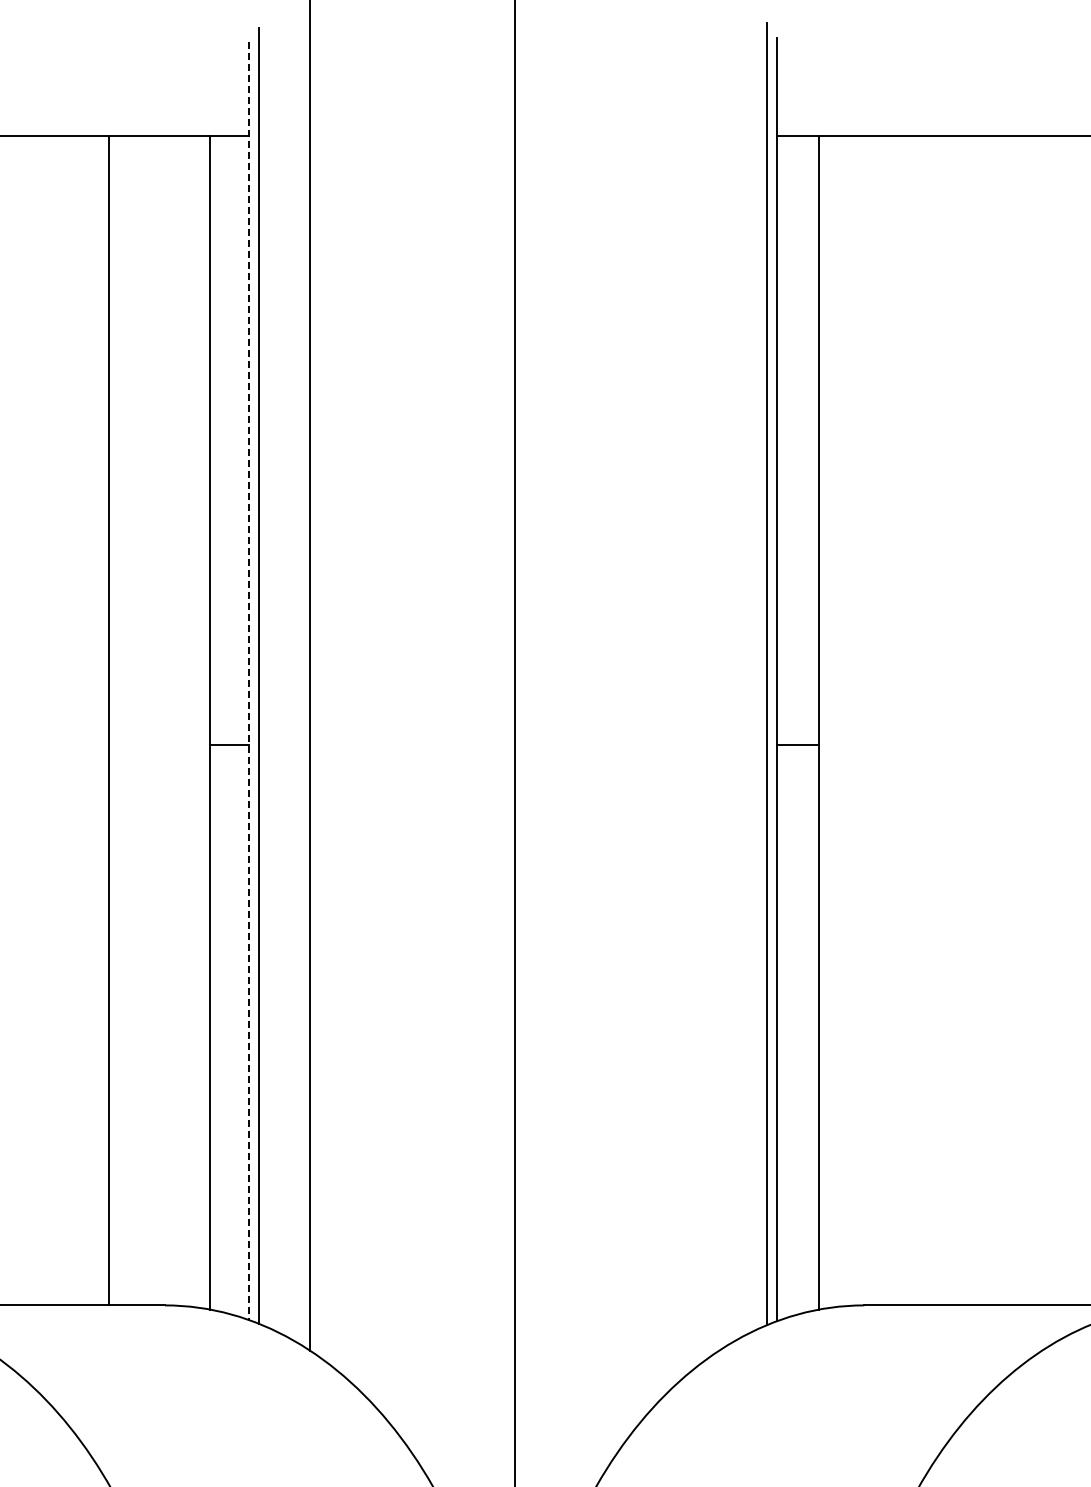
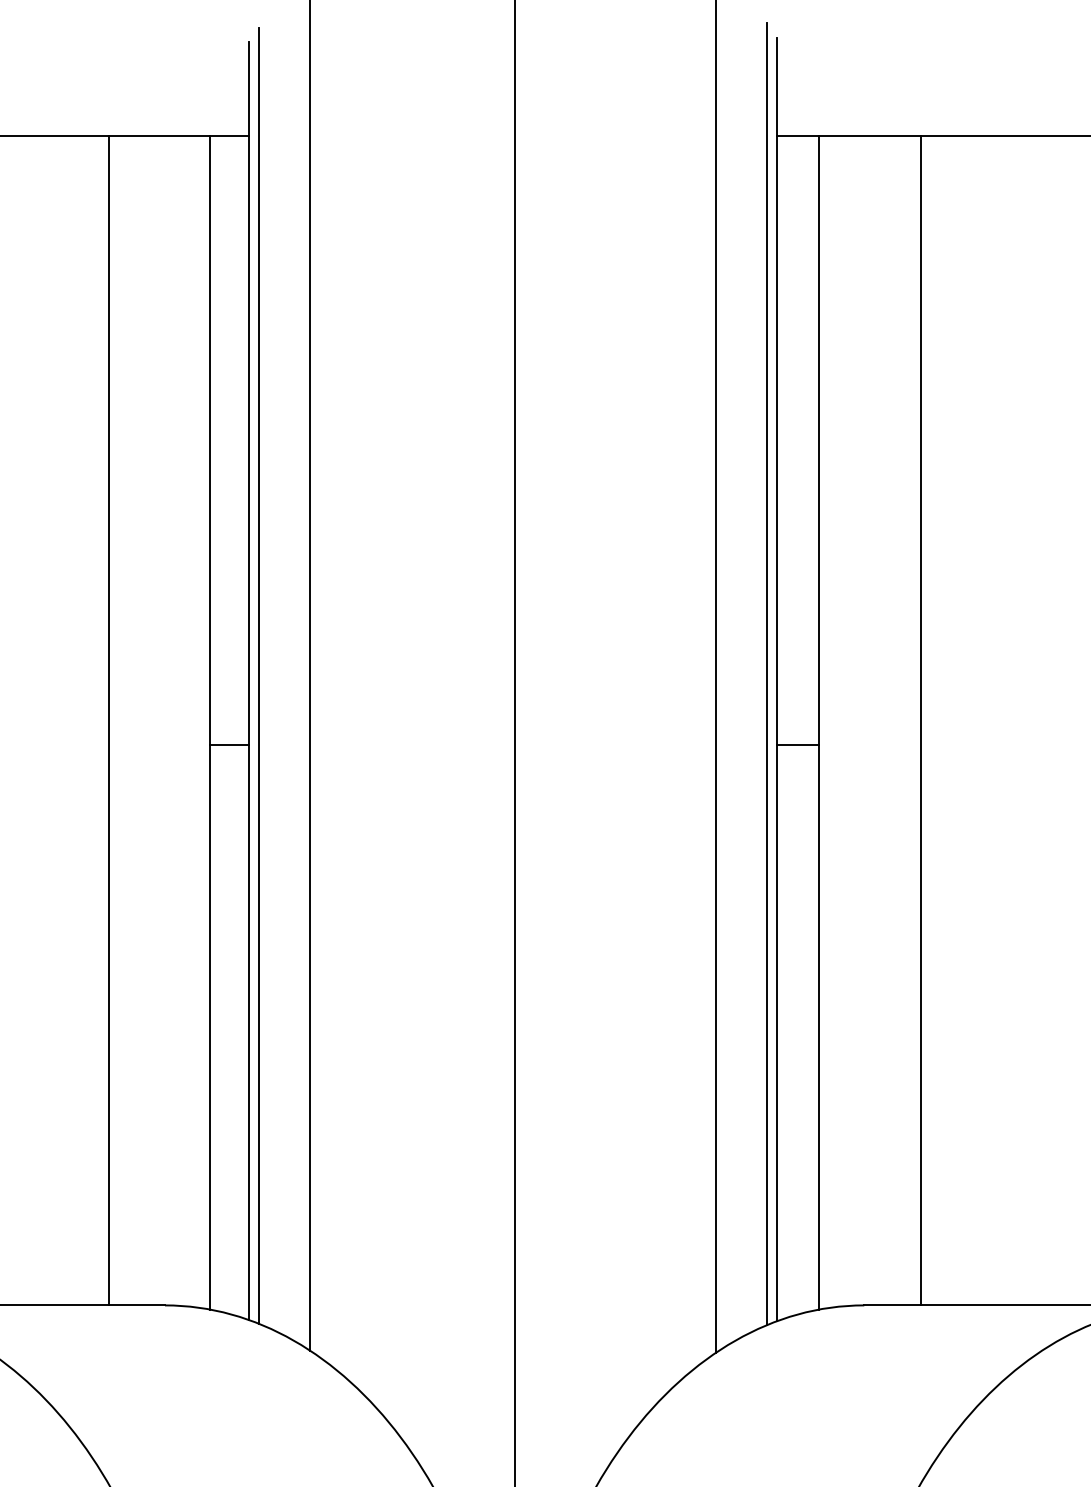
line: none -> present (716, 677)
line: dashed -> solid (249, 681)
line: none -> present (920, 720)
